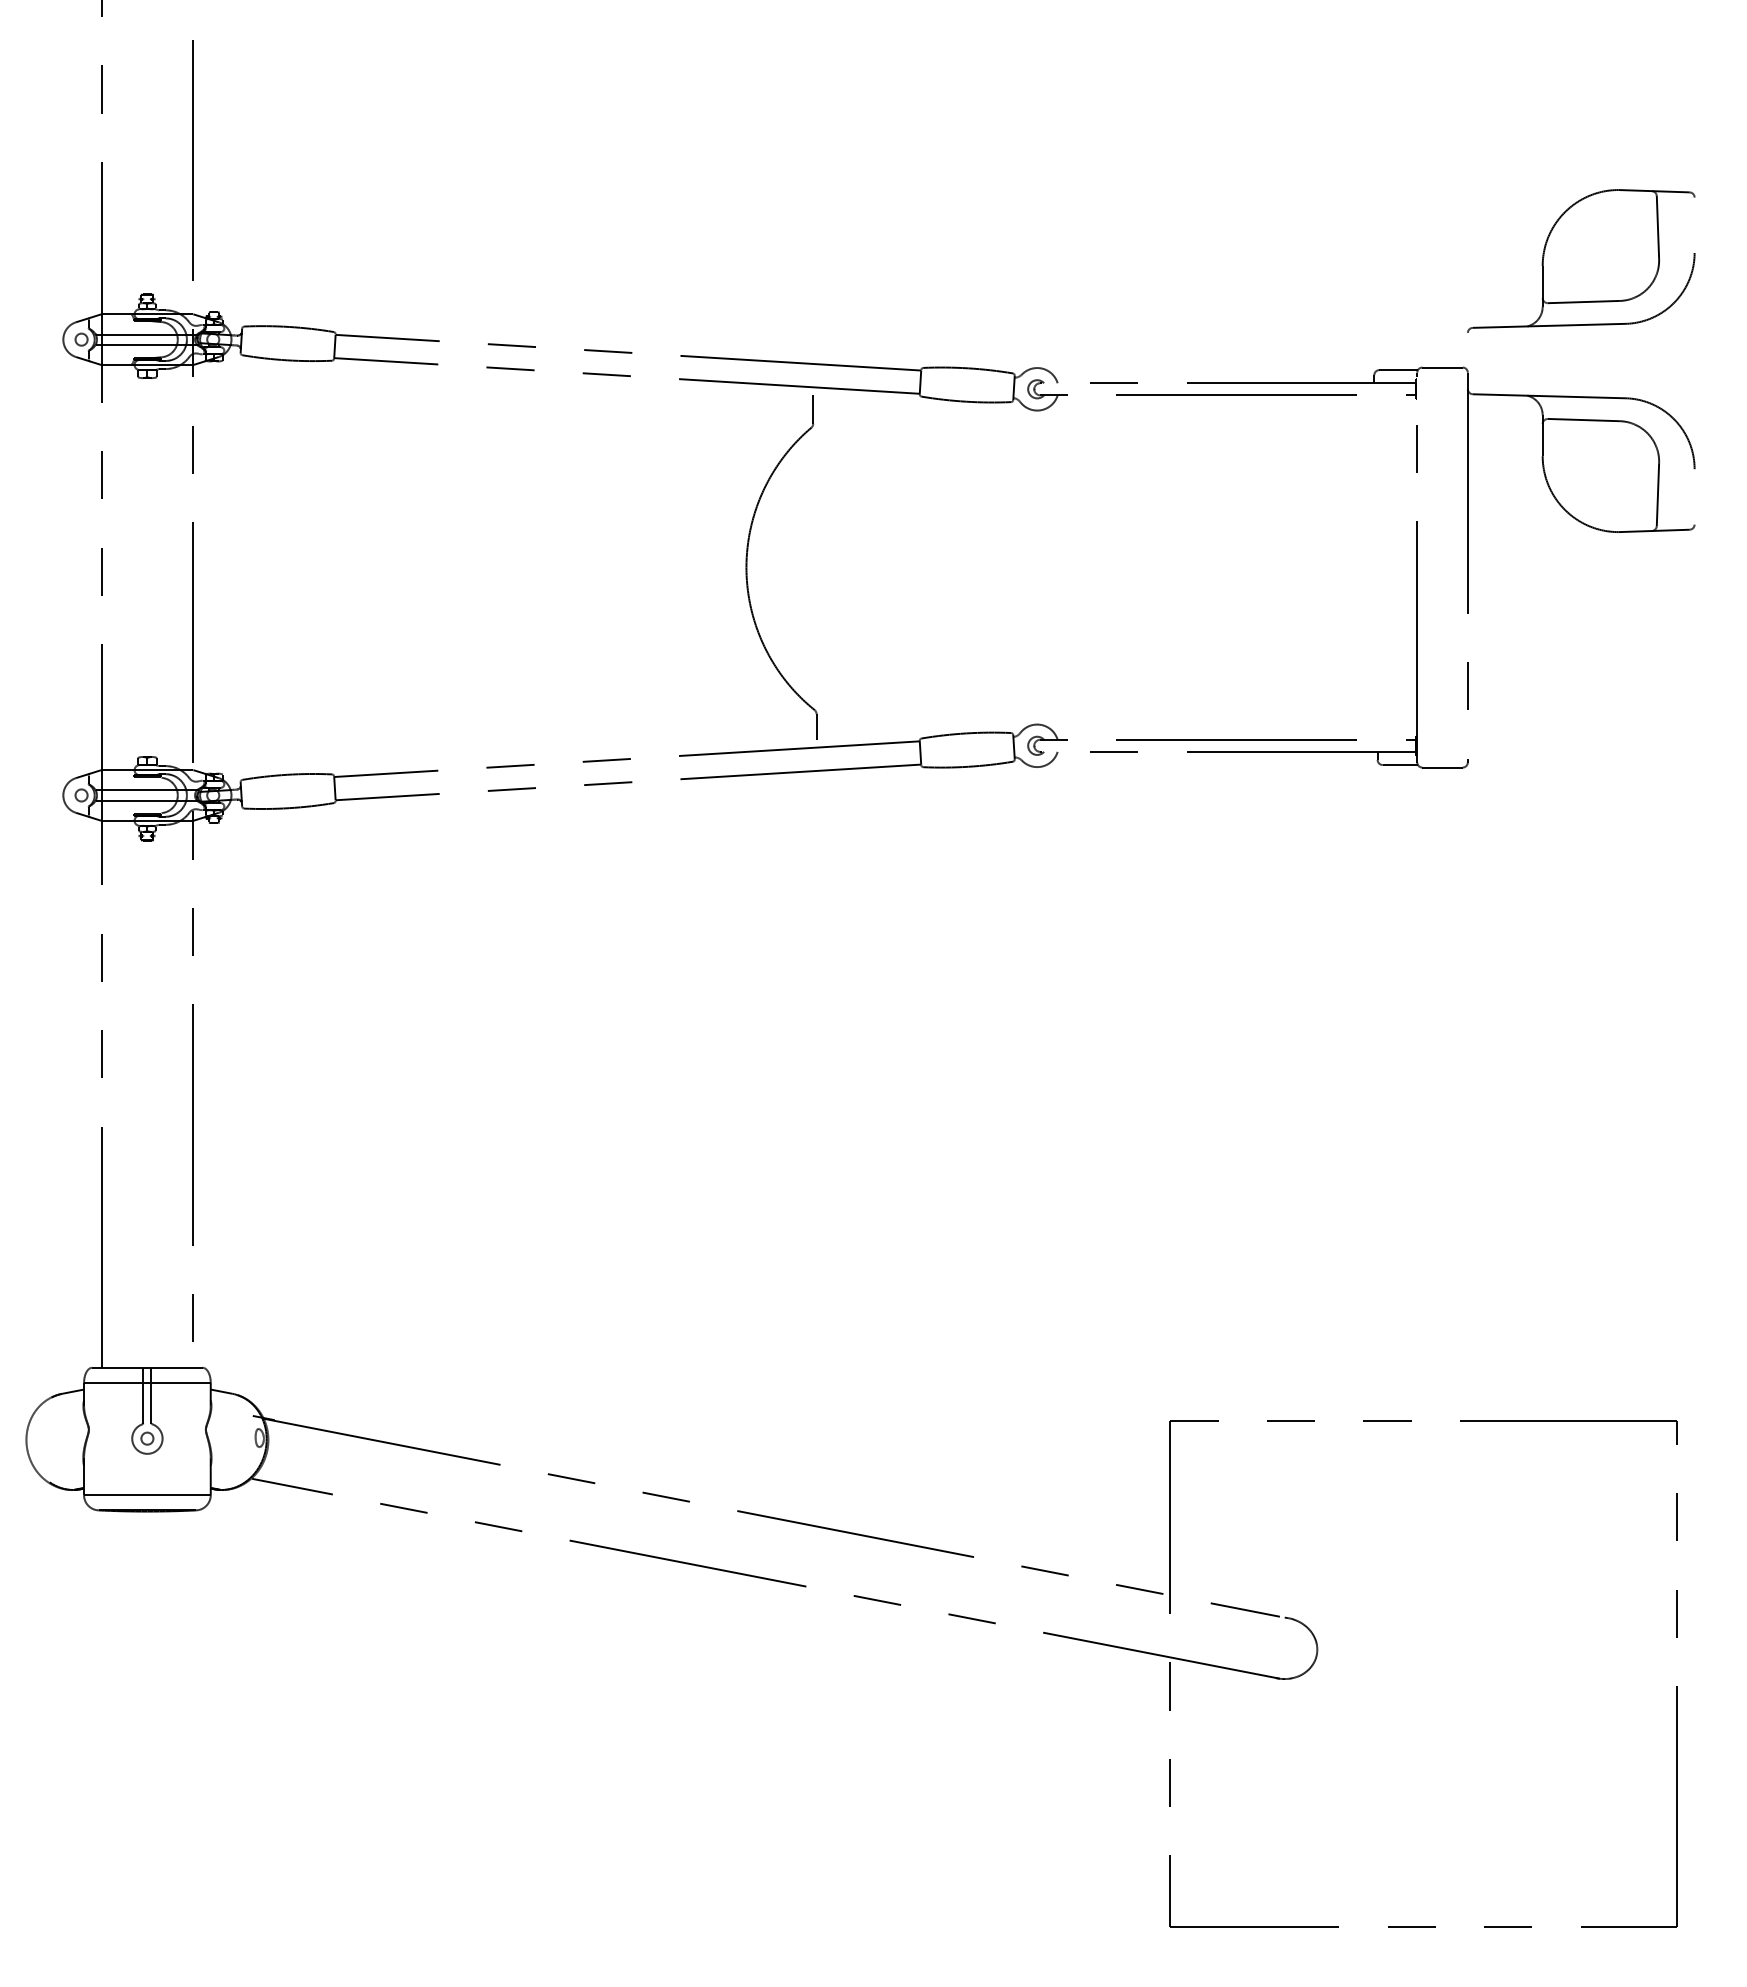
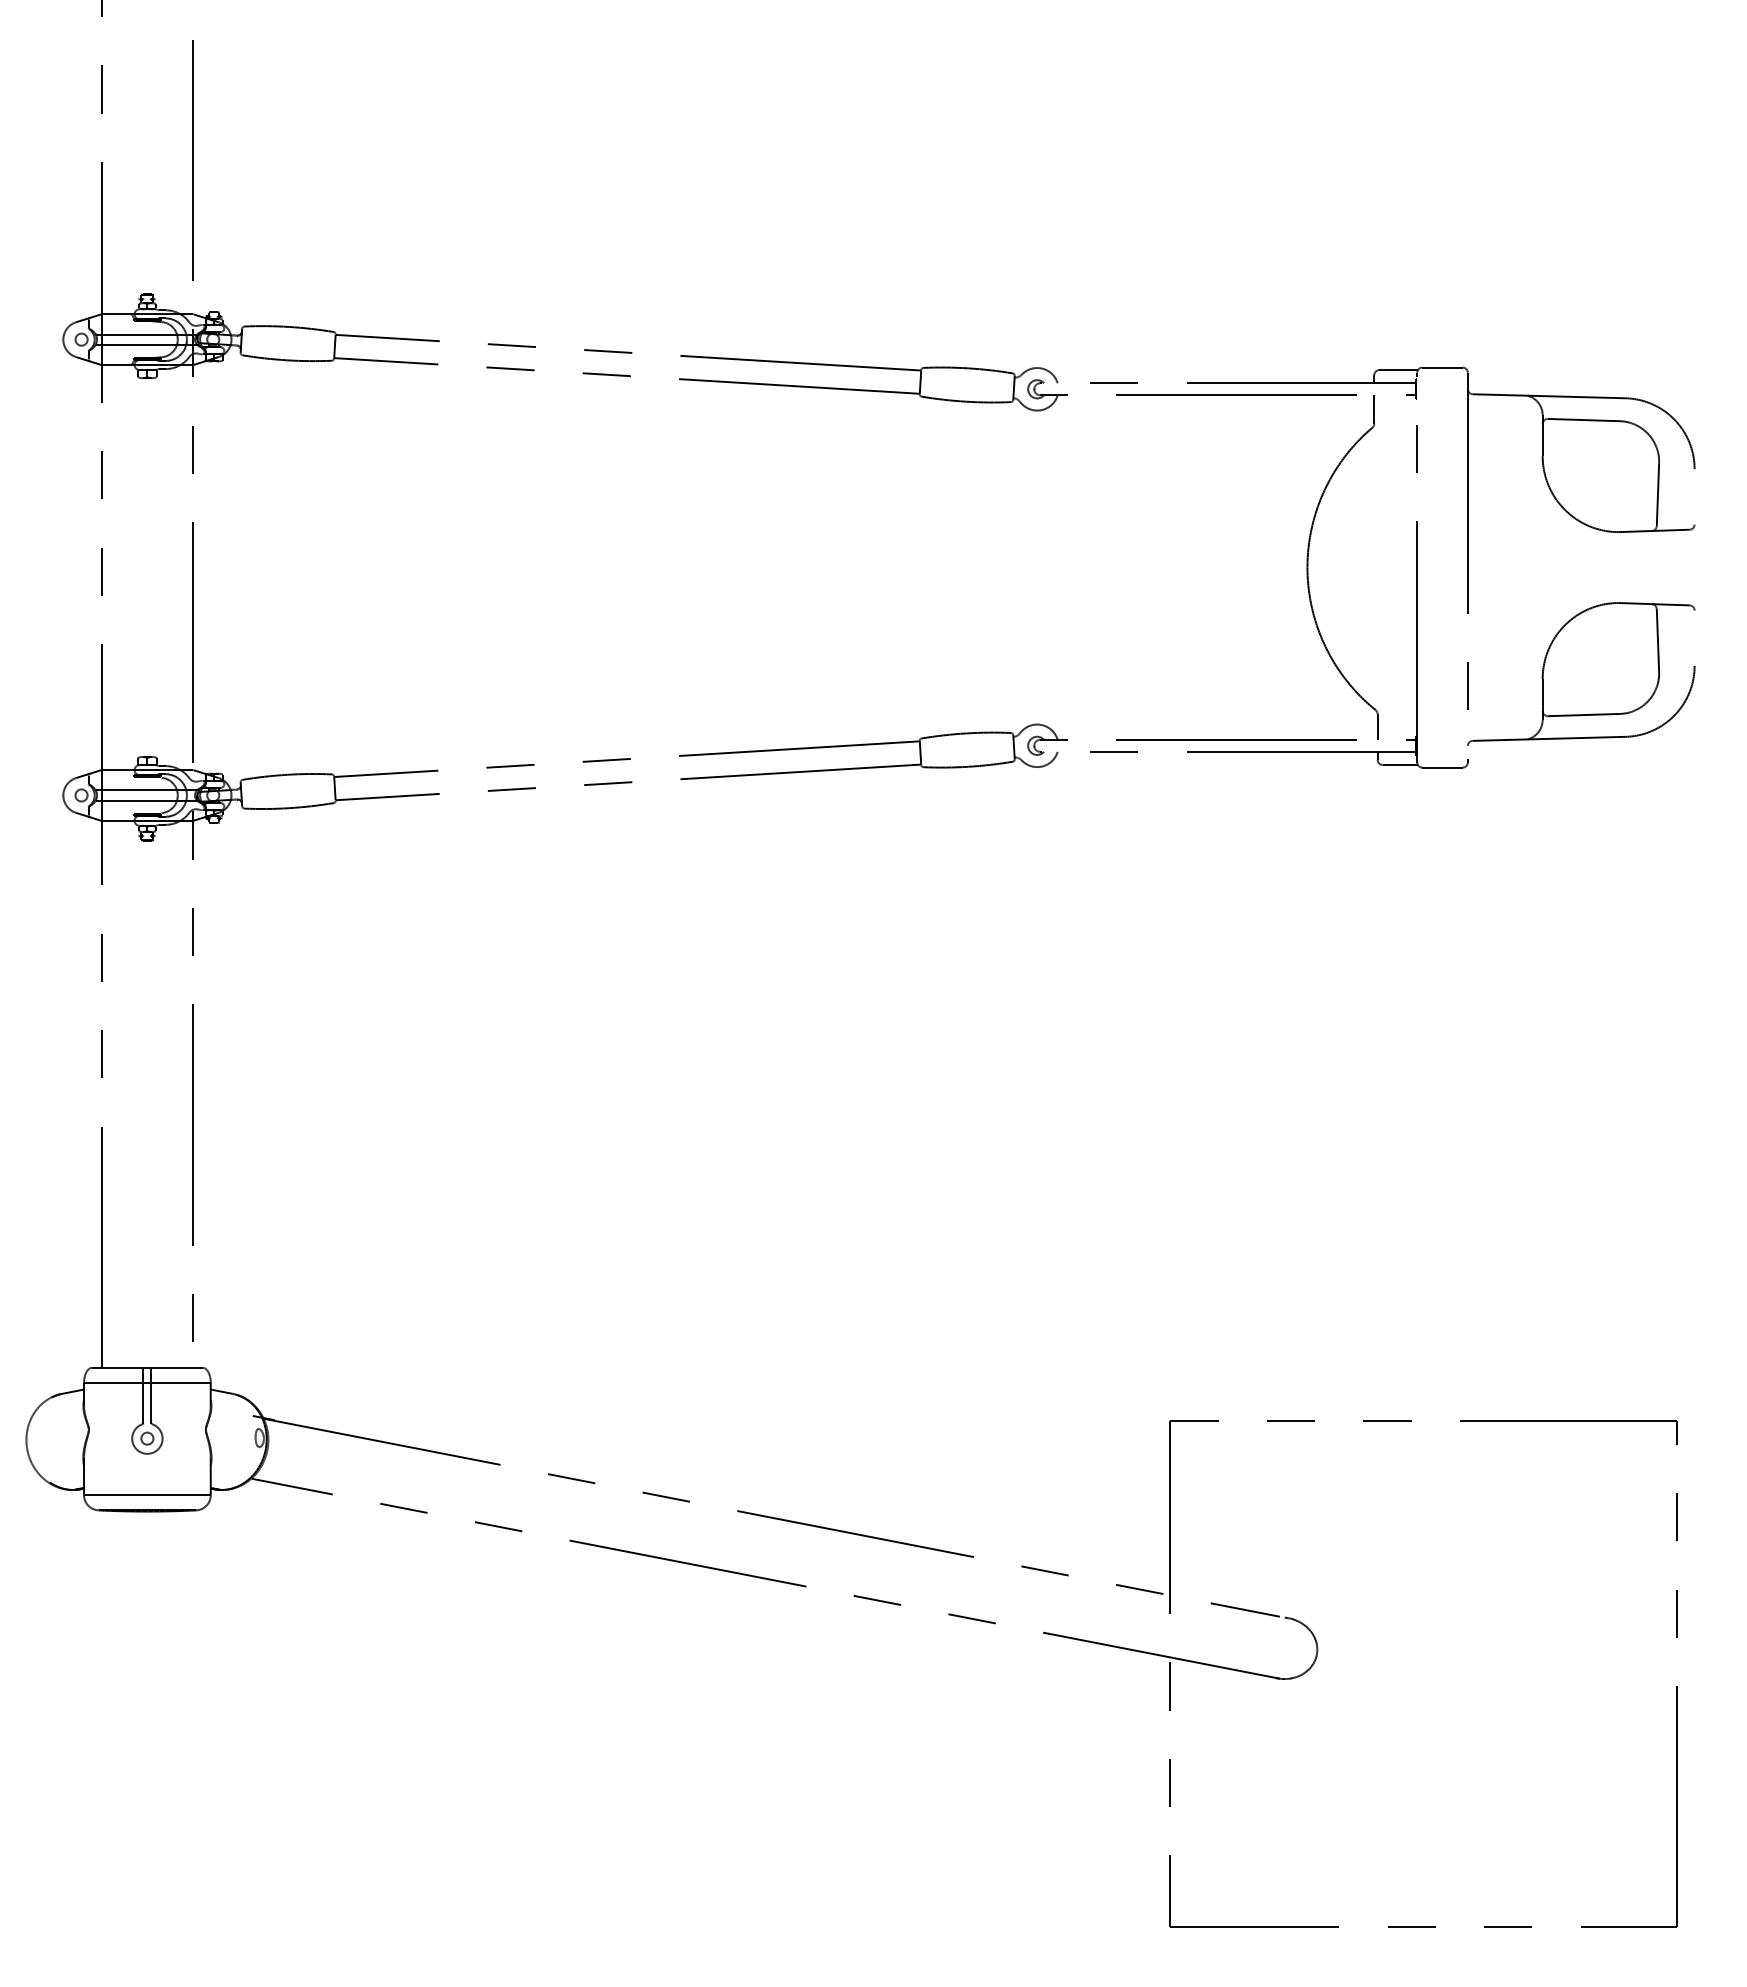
part position: (1581, 260) -> (1581, 673) (1581, 673)
part position: (747, 567) -> (1308, 567) (1308, 567)
